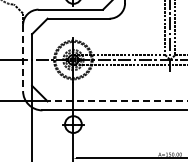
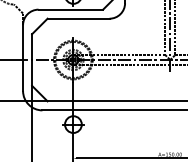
line: dashed -> solid (23, 58)
line: dashed -> solid (117, 101)
